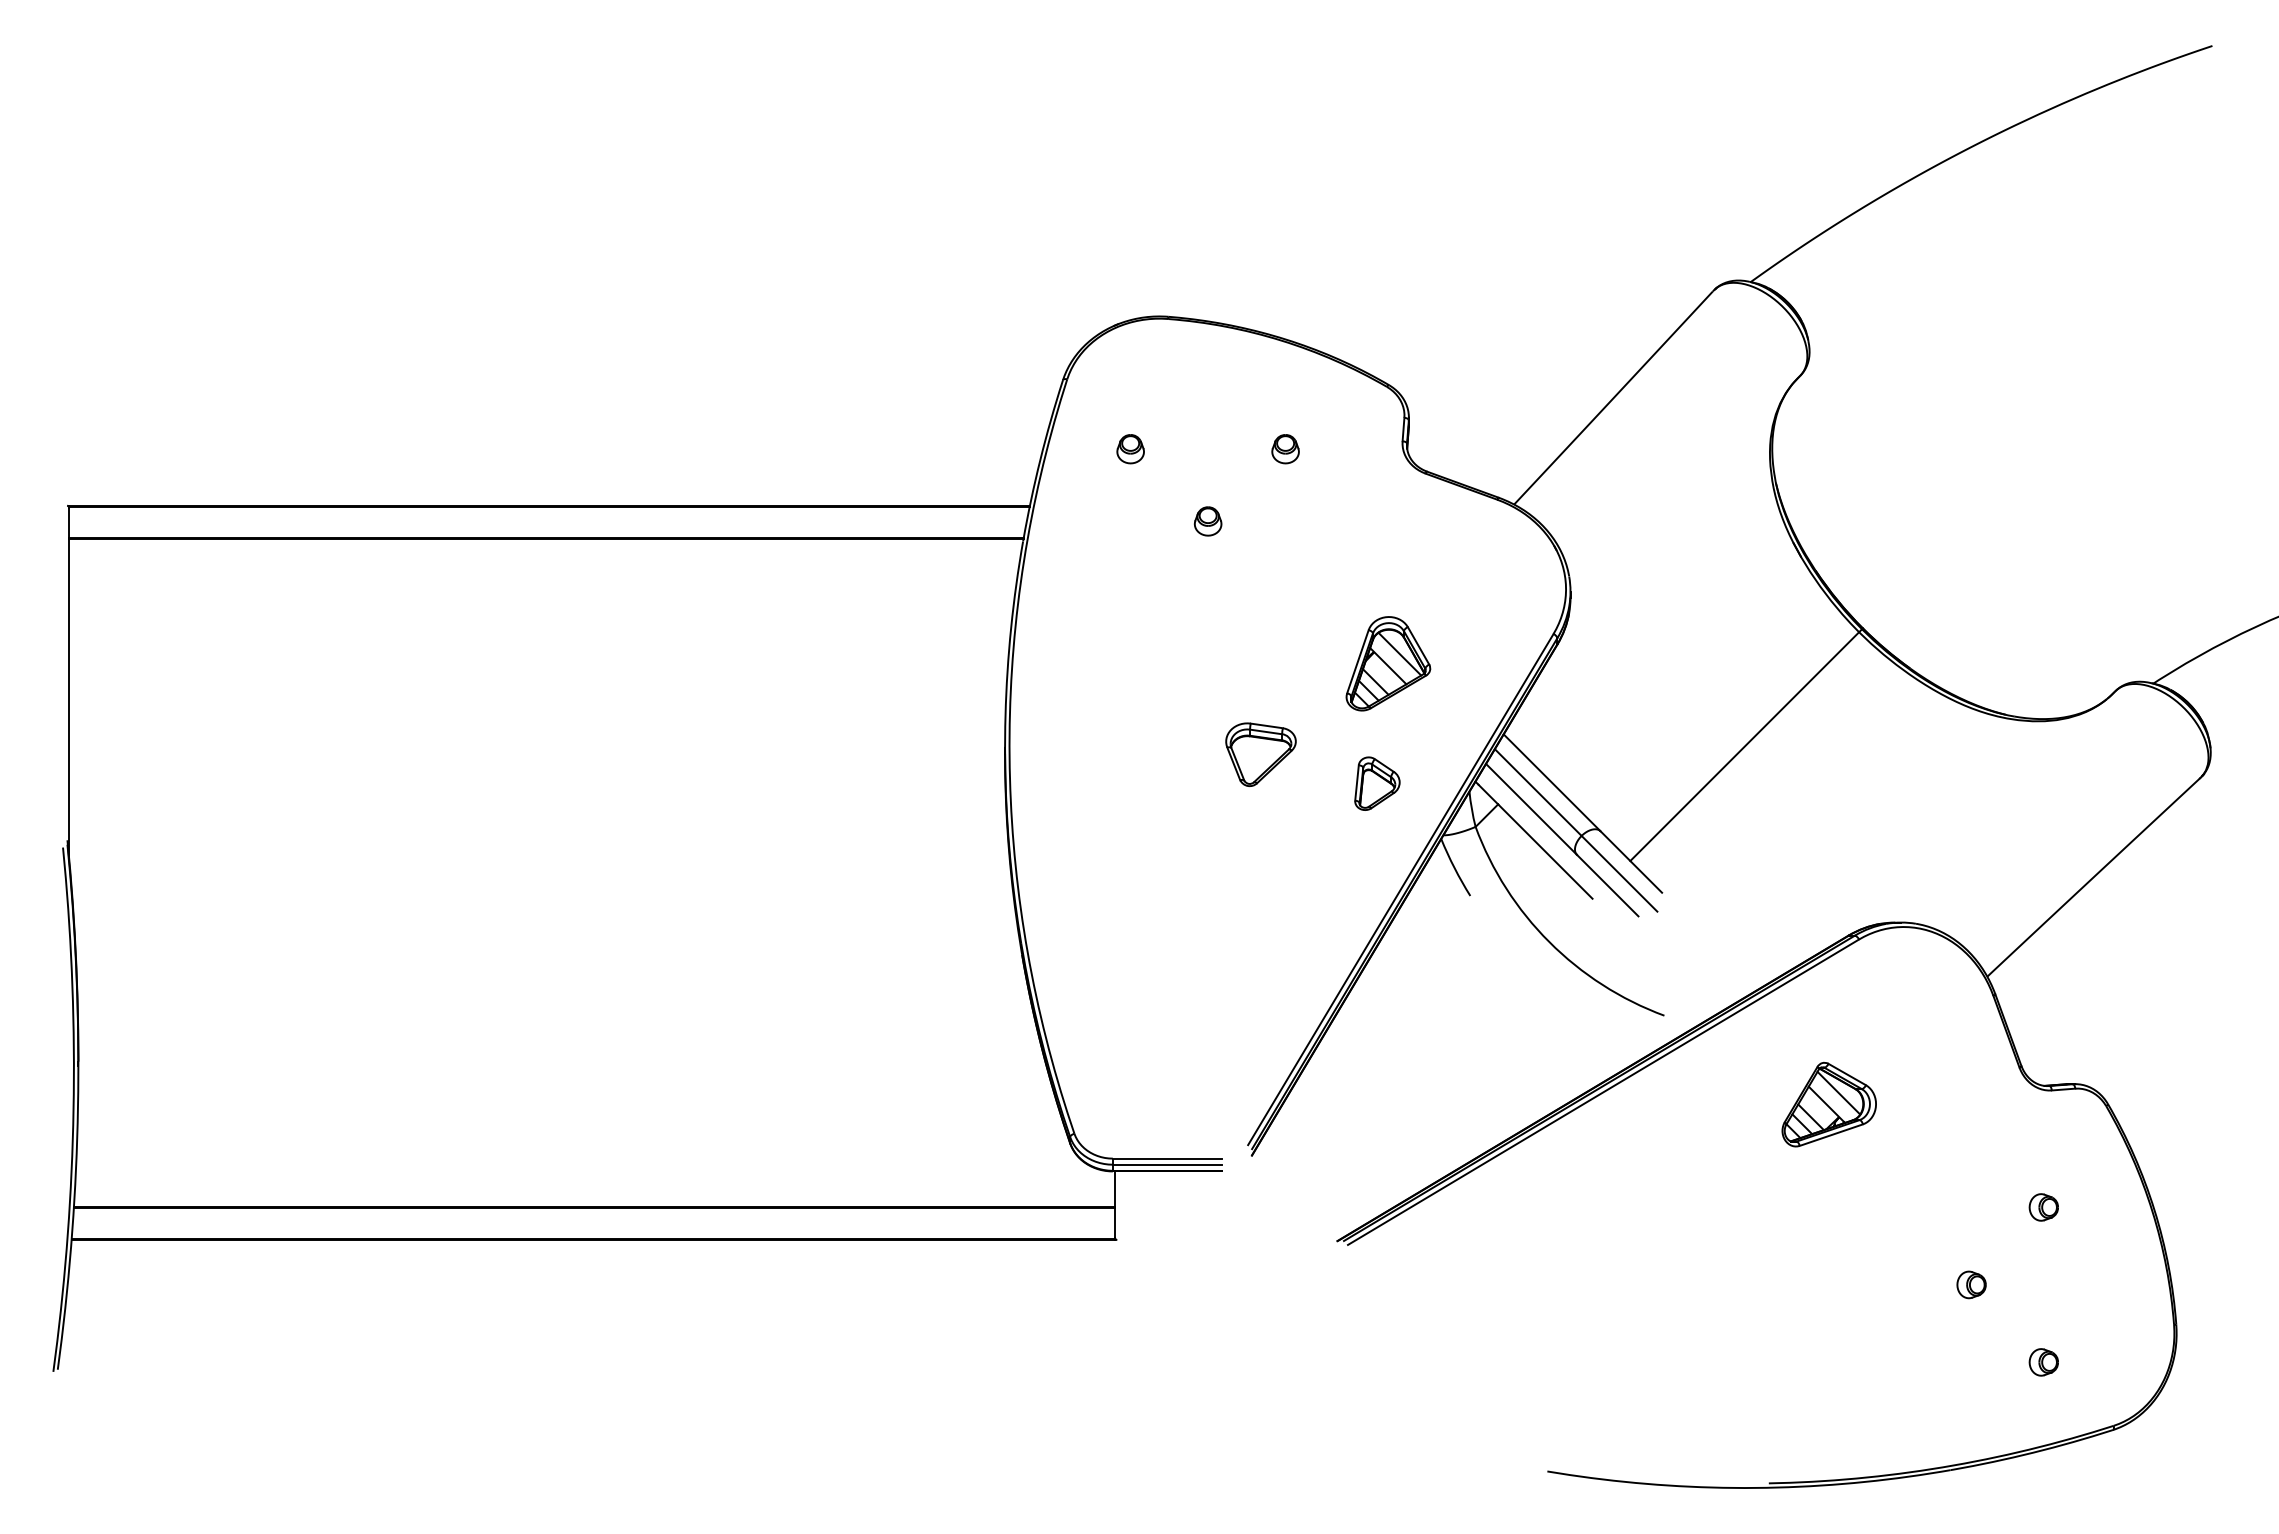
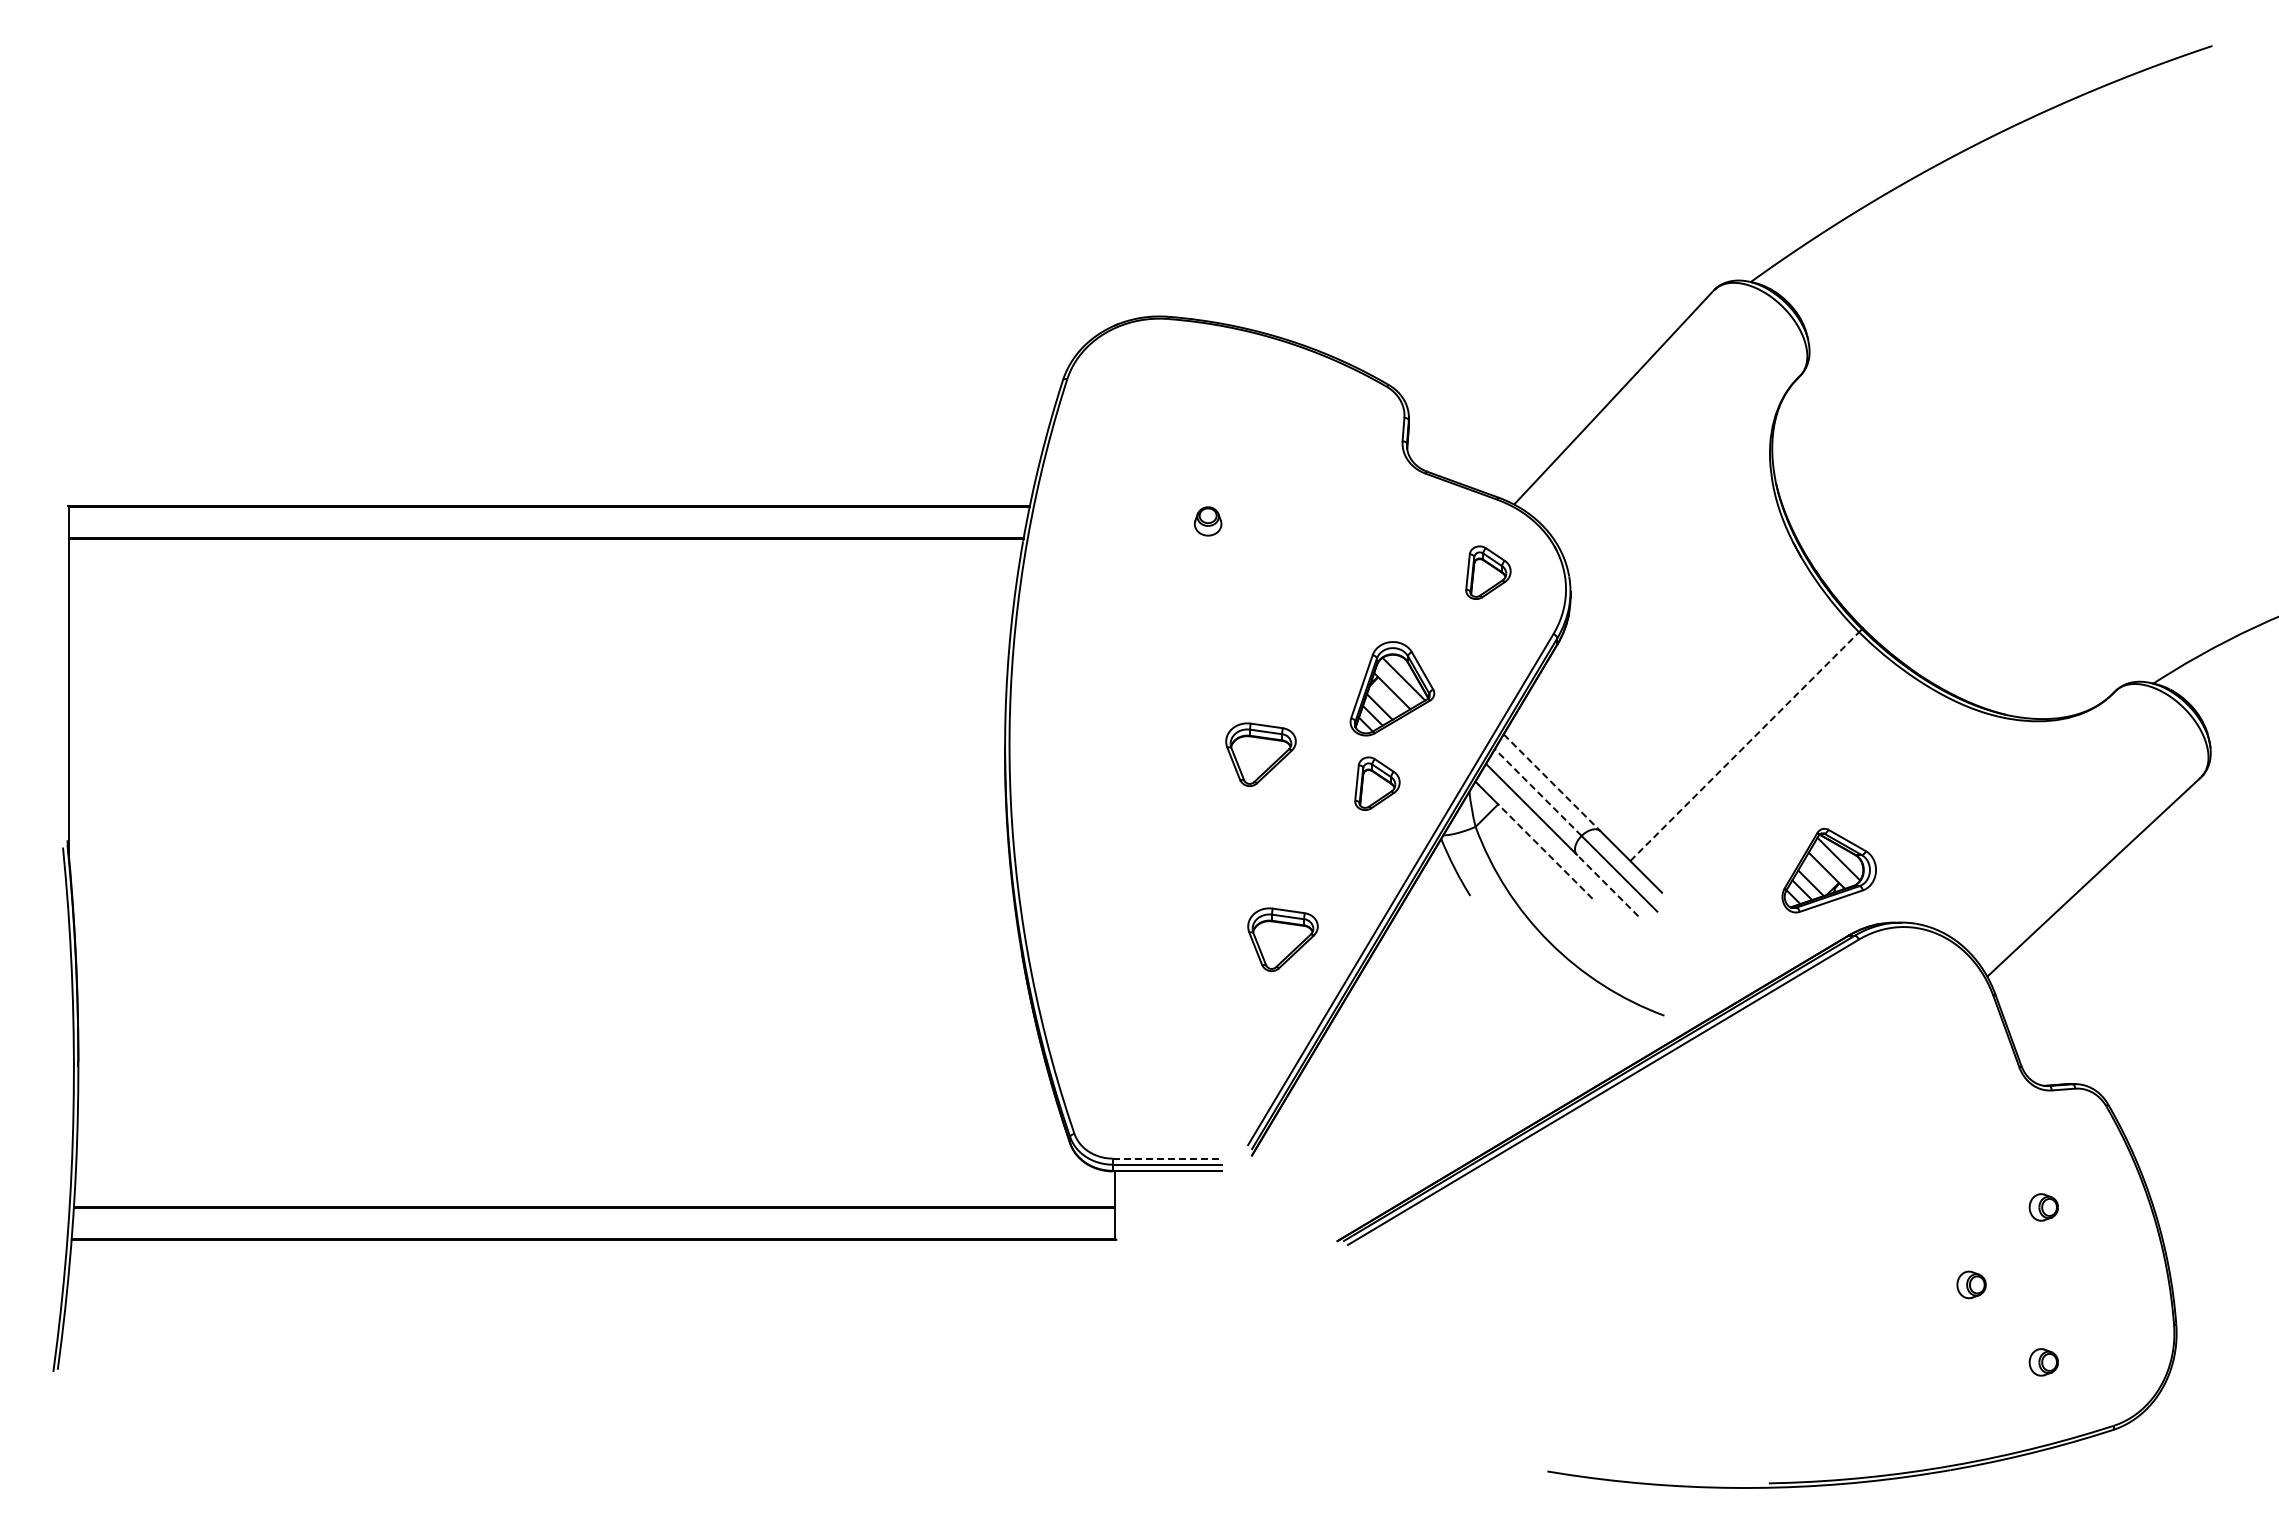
part: present -> none (1130, 449)
part: present -> none (1285, 449)
part: none -> present (1488, 572)
part position: (1388, 663) -> (1392, 688) (1392, 688)
line: solid -> dashed (1744, 746)
line: solid -> dashed (1552, 783)
line: solid -> dashed (1537, 792)
line: solid -> dashed (1545, 851)
line: solid -> dashed (1607, 885)
part: none -> present (1282, 939)
part position: (1828, 1104) -> (1828, 870) (1828, 870)
line: solid -> dashed (1167, 1158)
